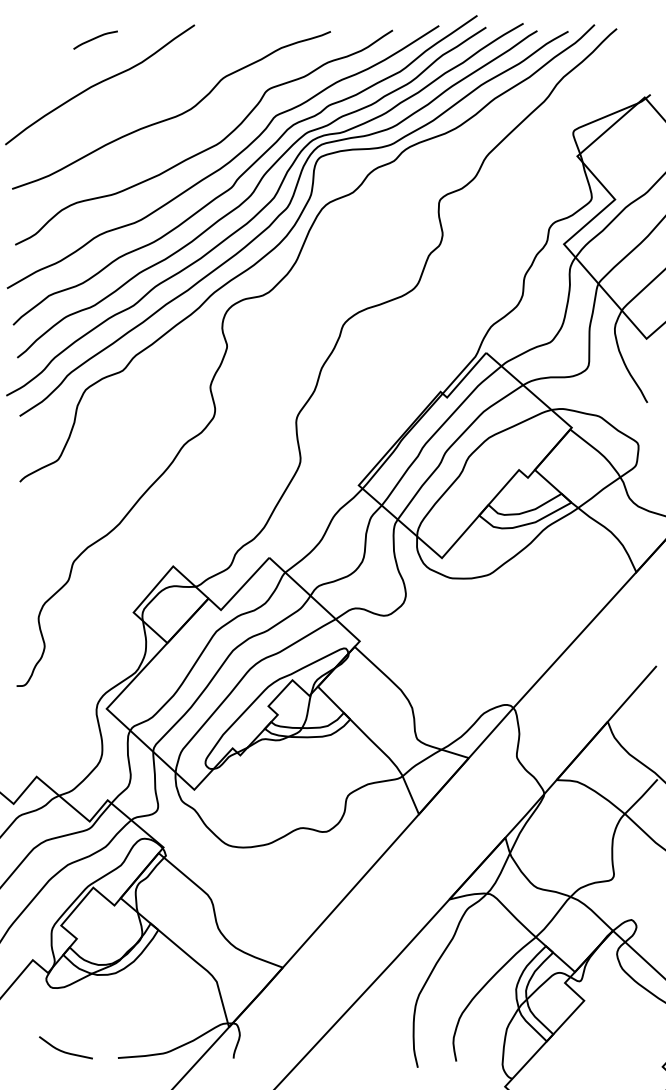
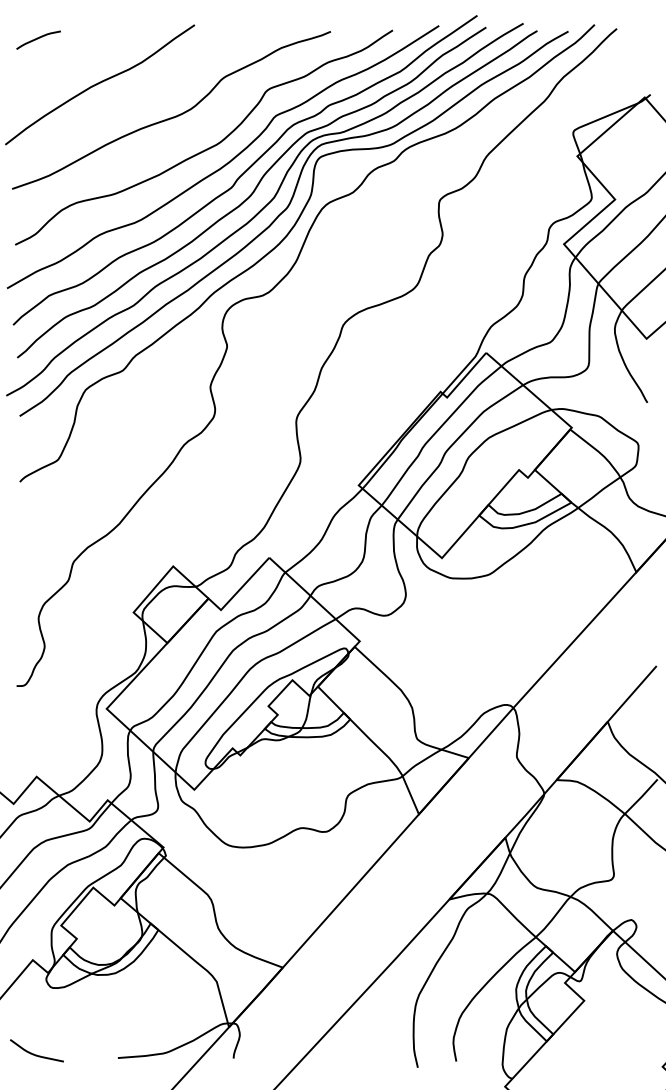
curve position: (95, 39) -> (38, 39) (38, 39)
curve position: (63, 1050) -> (34, 1053) (34, 1053)
